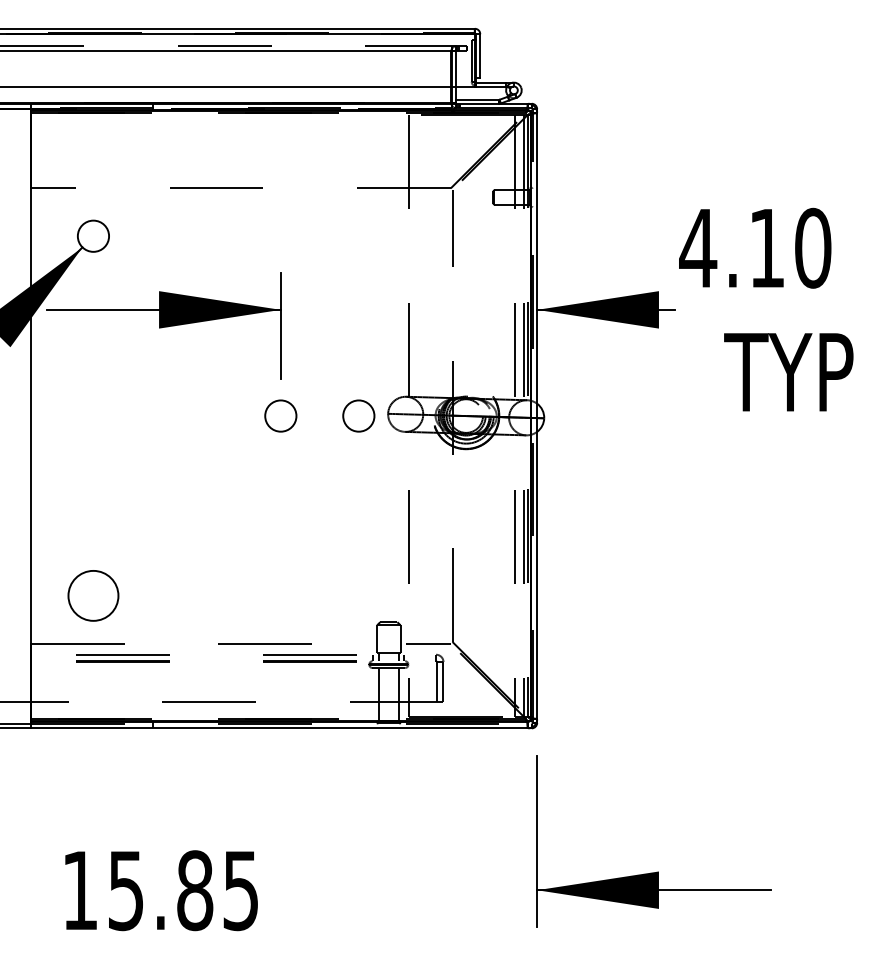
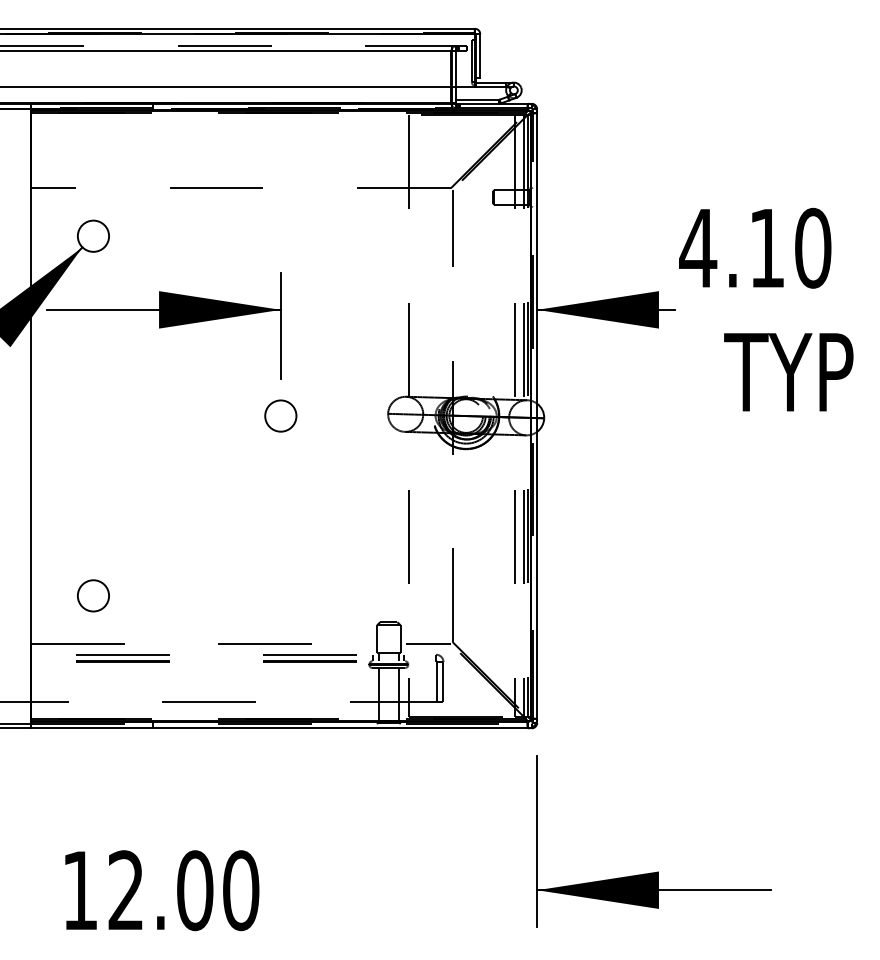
circle: present -> none (358, 415)
circle diameter: 50 px -> 31 px (93, 595)
text: 15.85 -> 12.00 (183, 890)
